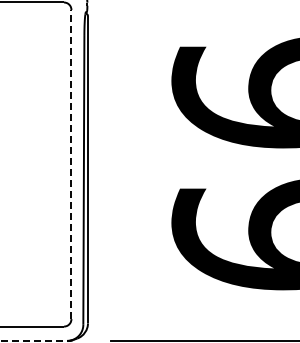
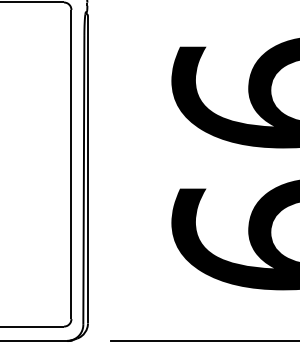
line: dashed -> solid (71, 164)
line: dashed -> solid (34, 341)
